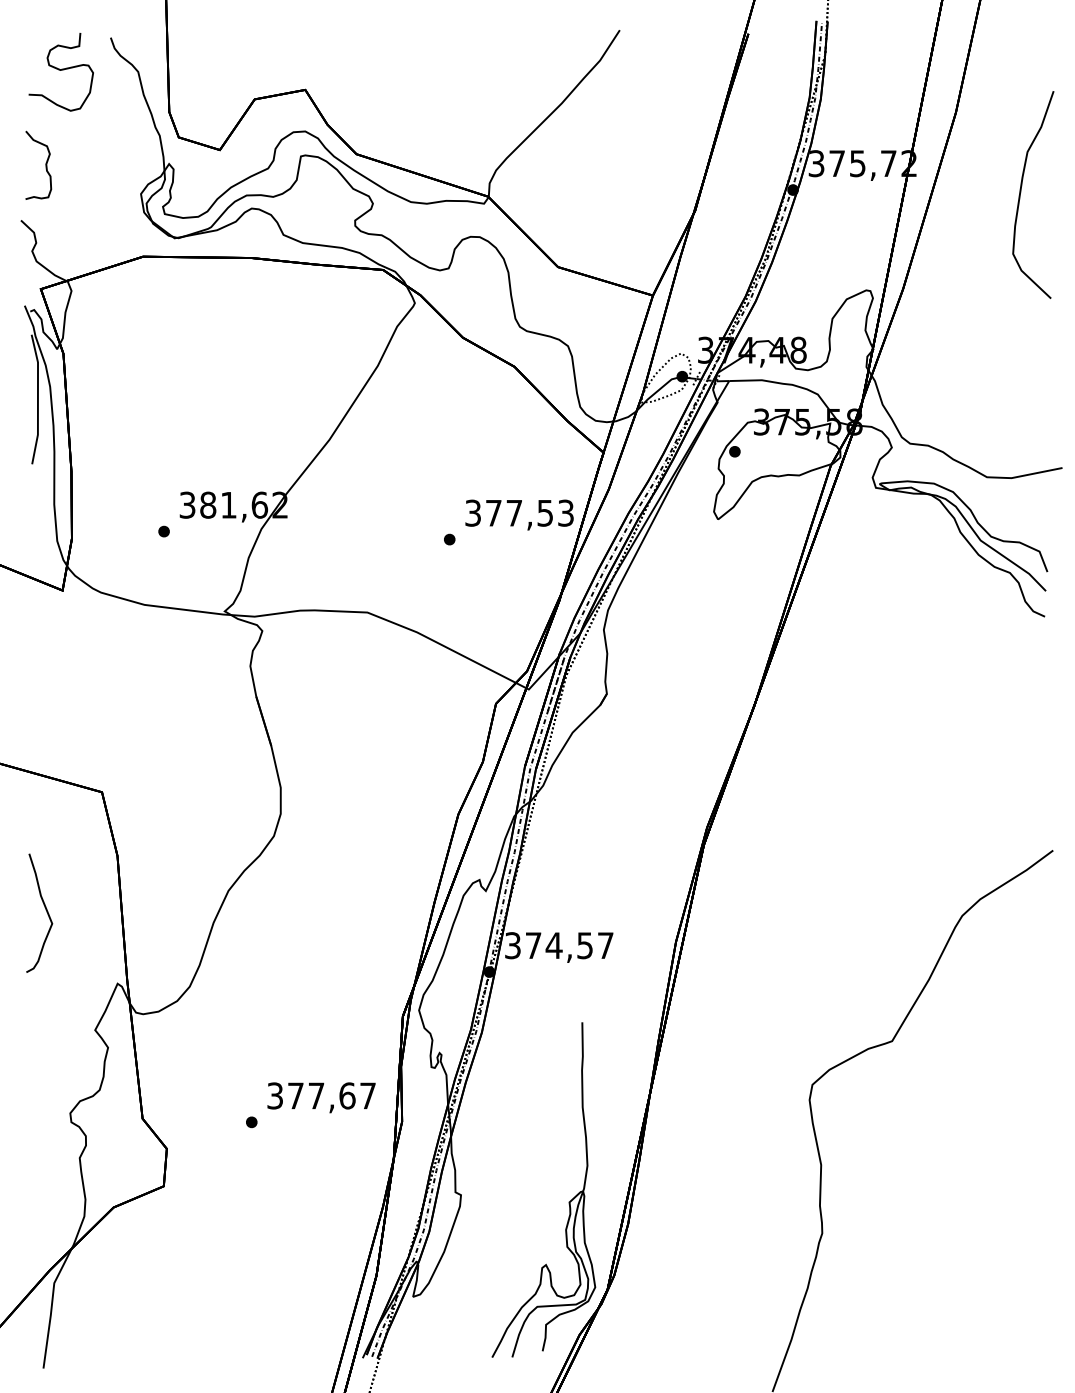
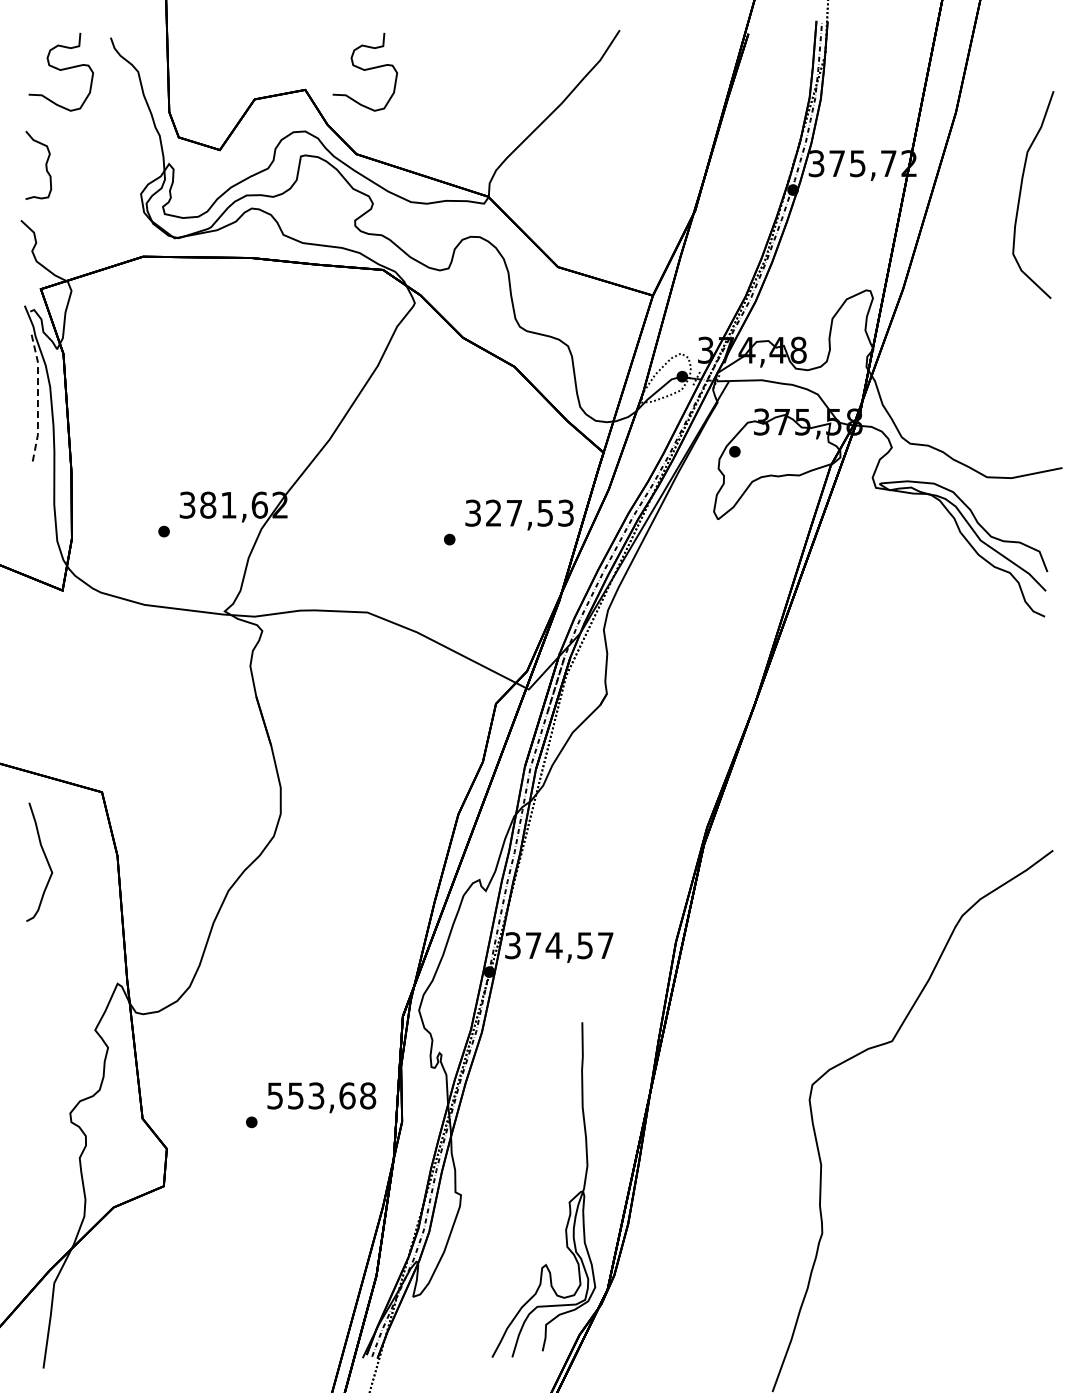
curve: none -> present (364, 70)
line: solid -> dashed (37, 399)
text: 377,53 -> 327,53 (493, 512)
curve position: (45, 910) -> (45, 859) (45, 859)
text: 377,67 -> 553,68 (322, 1095)
